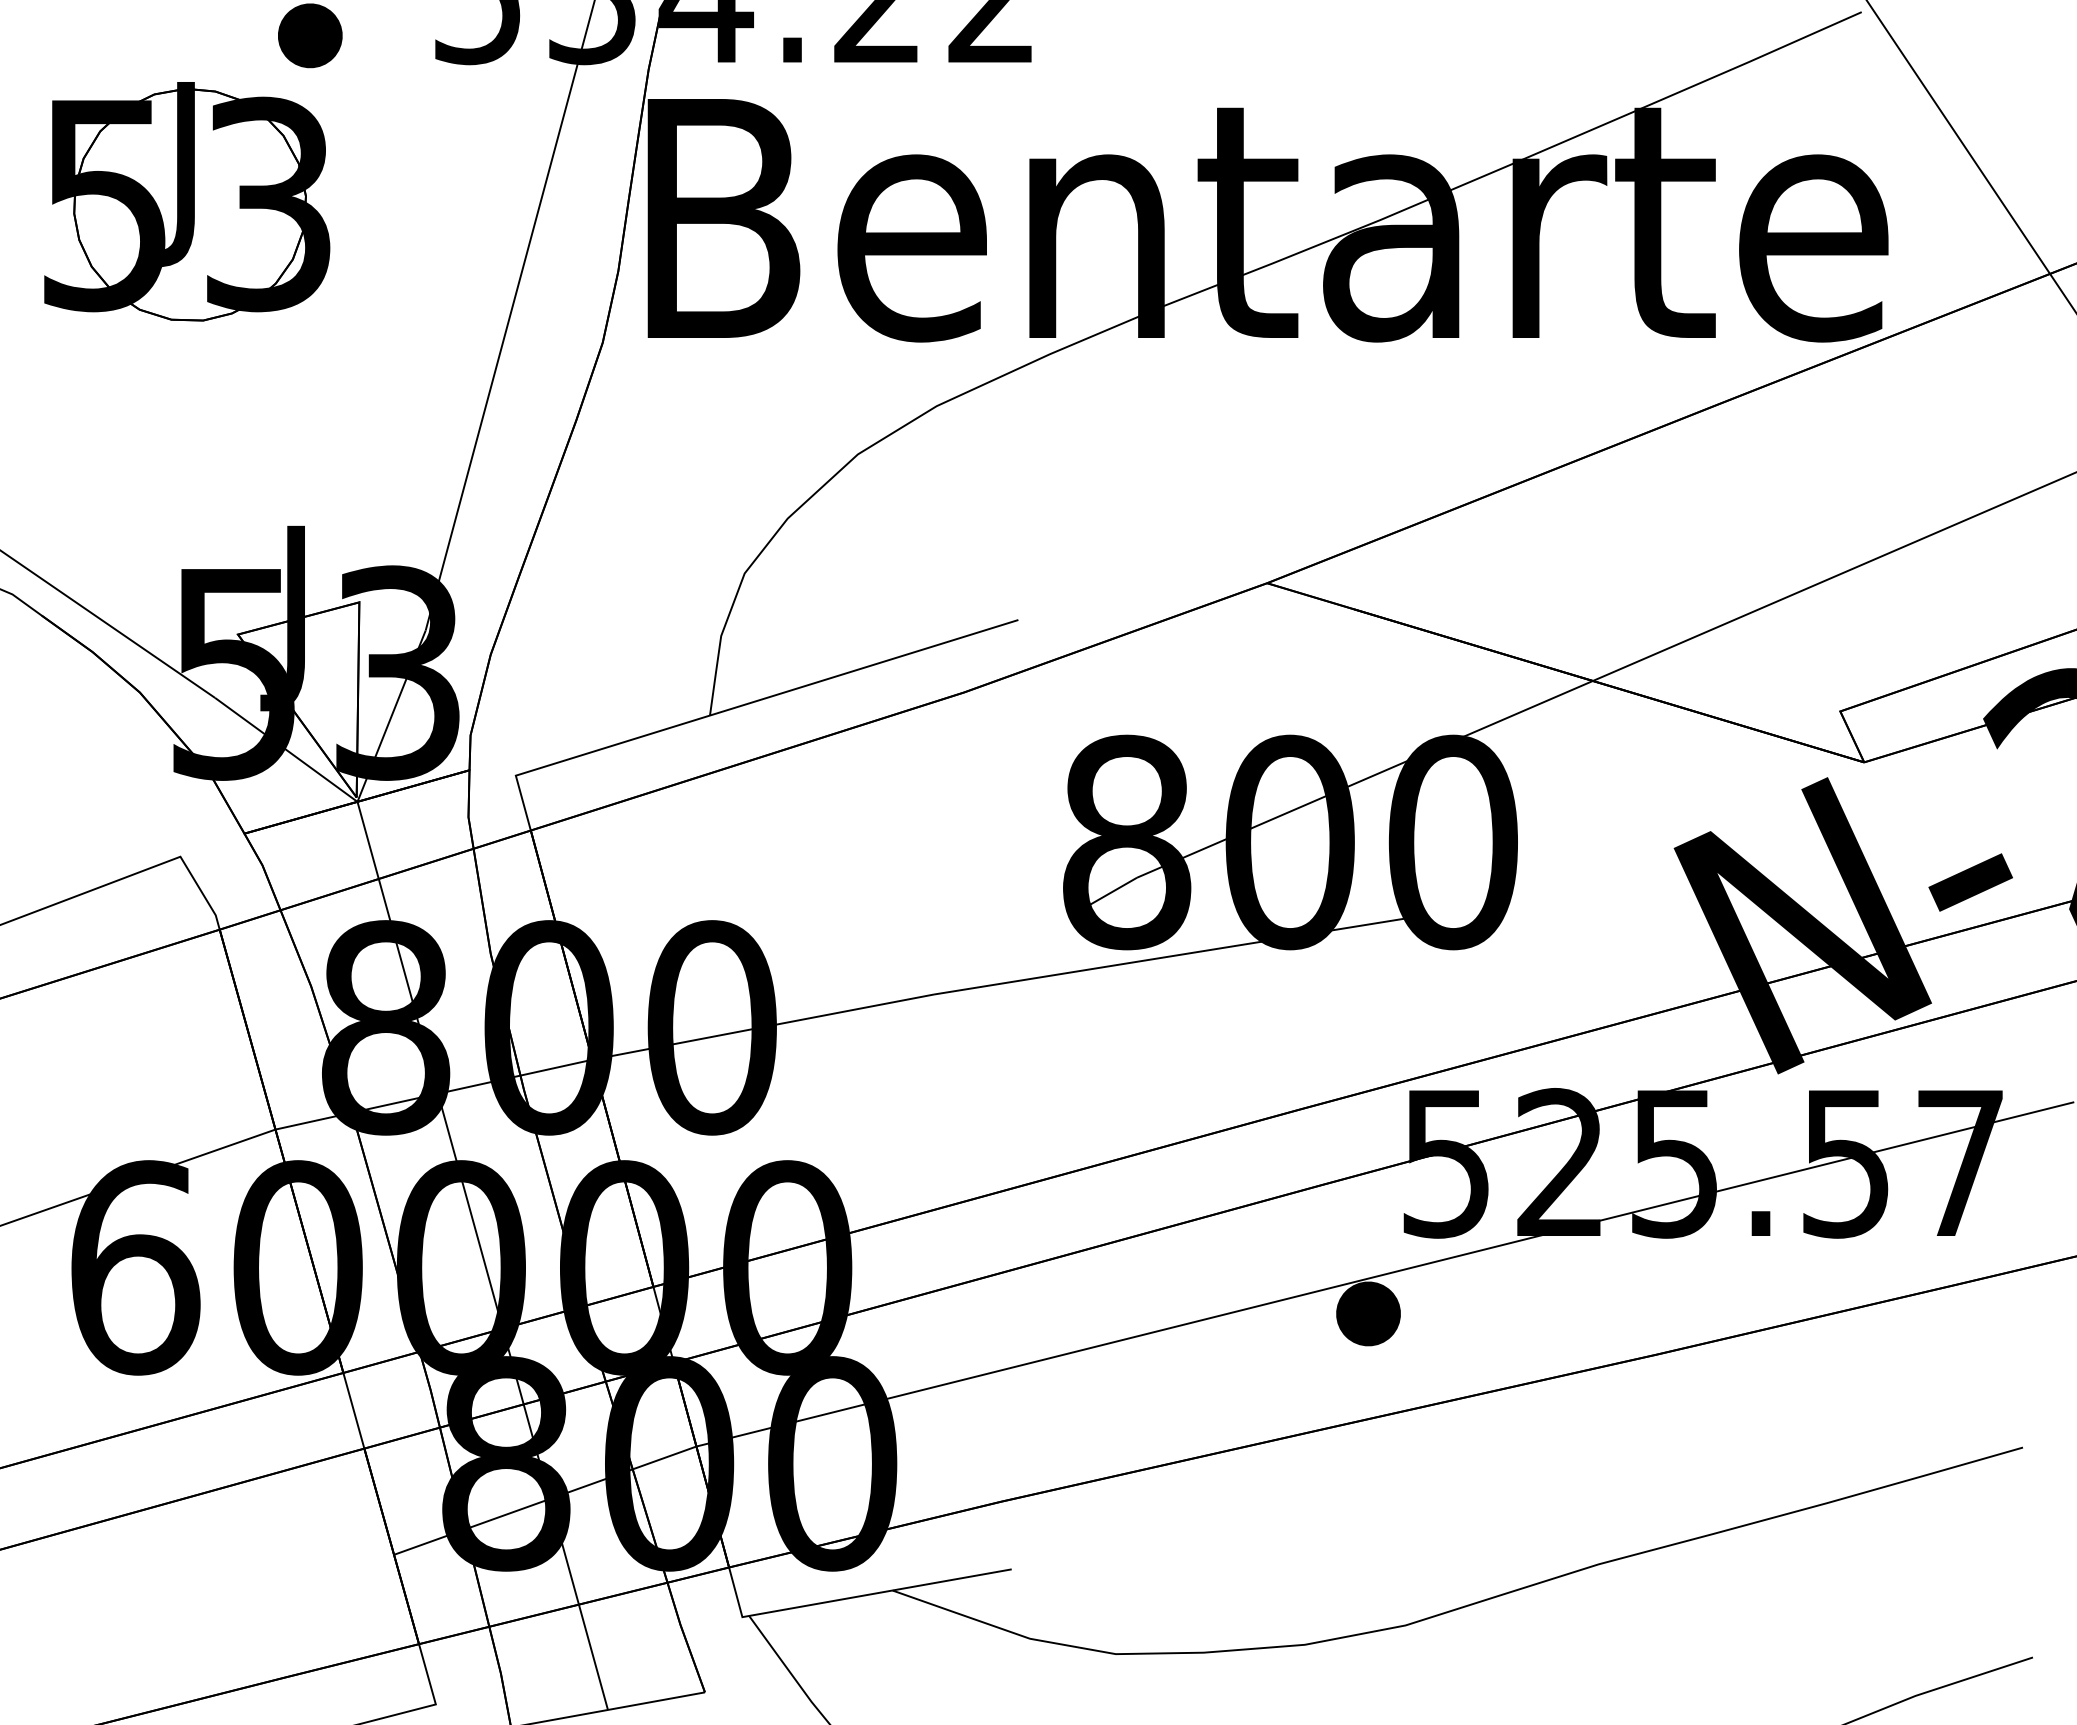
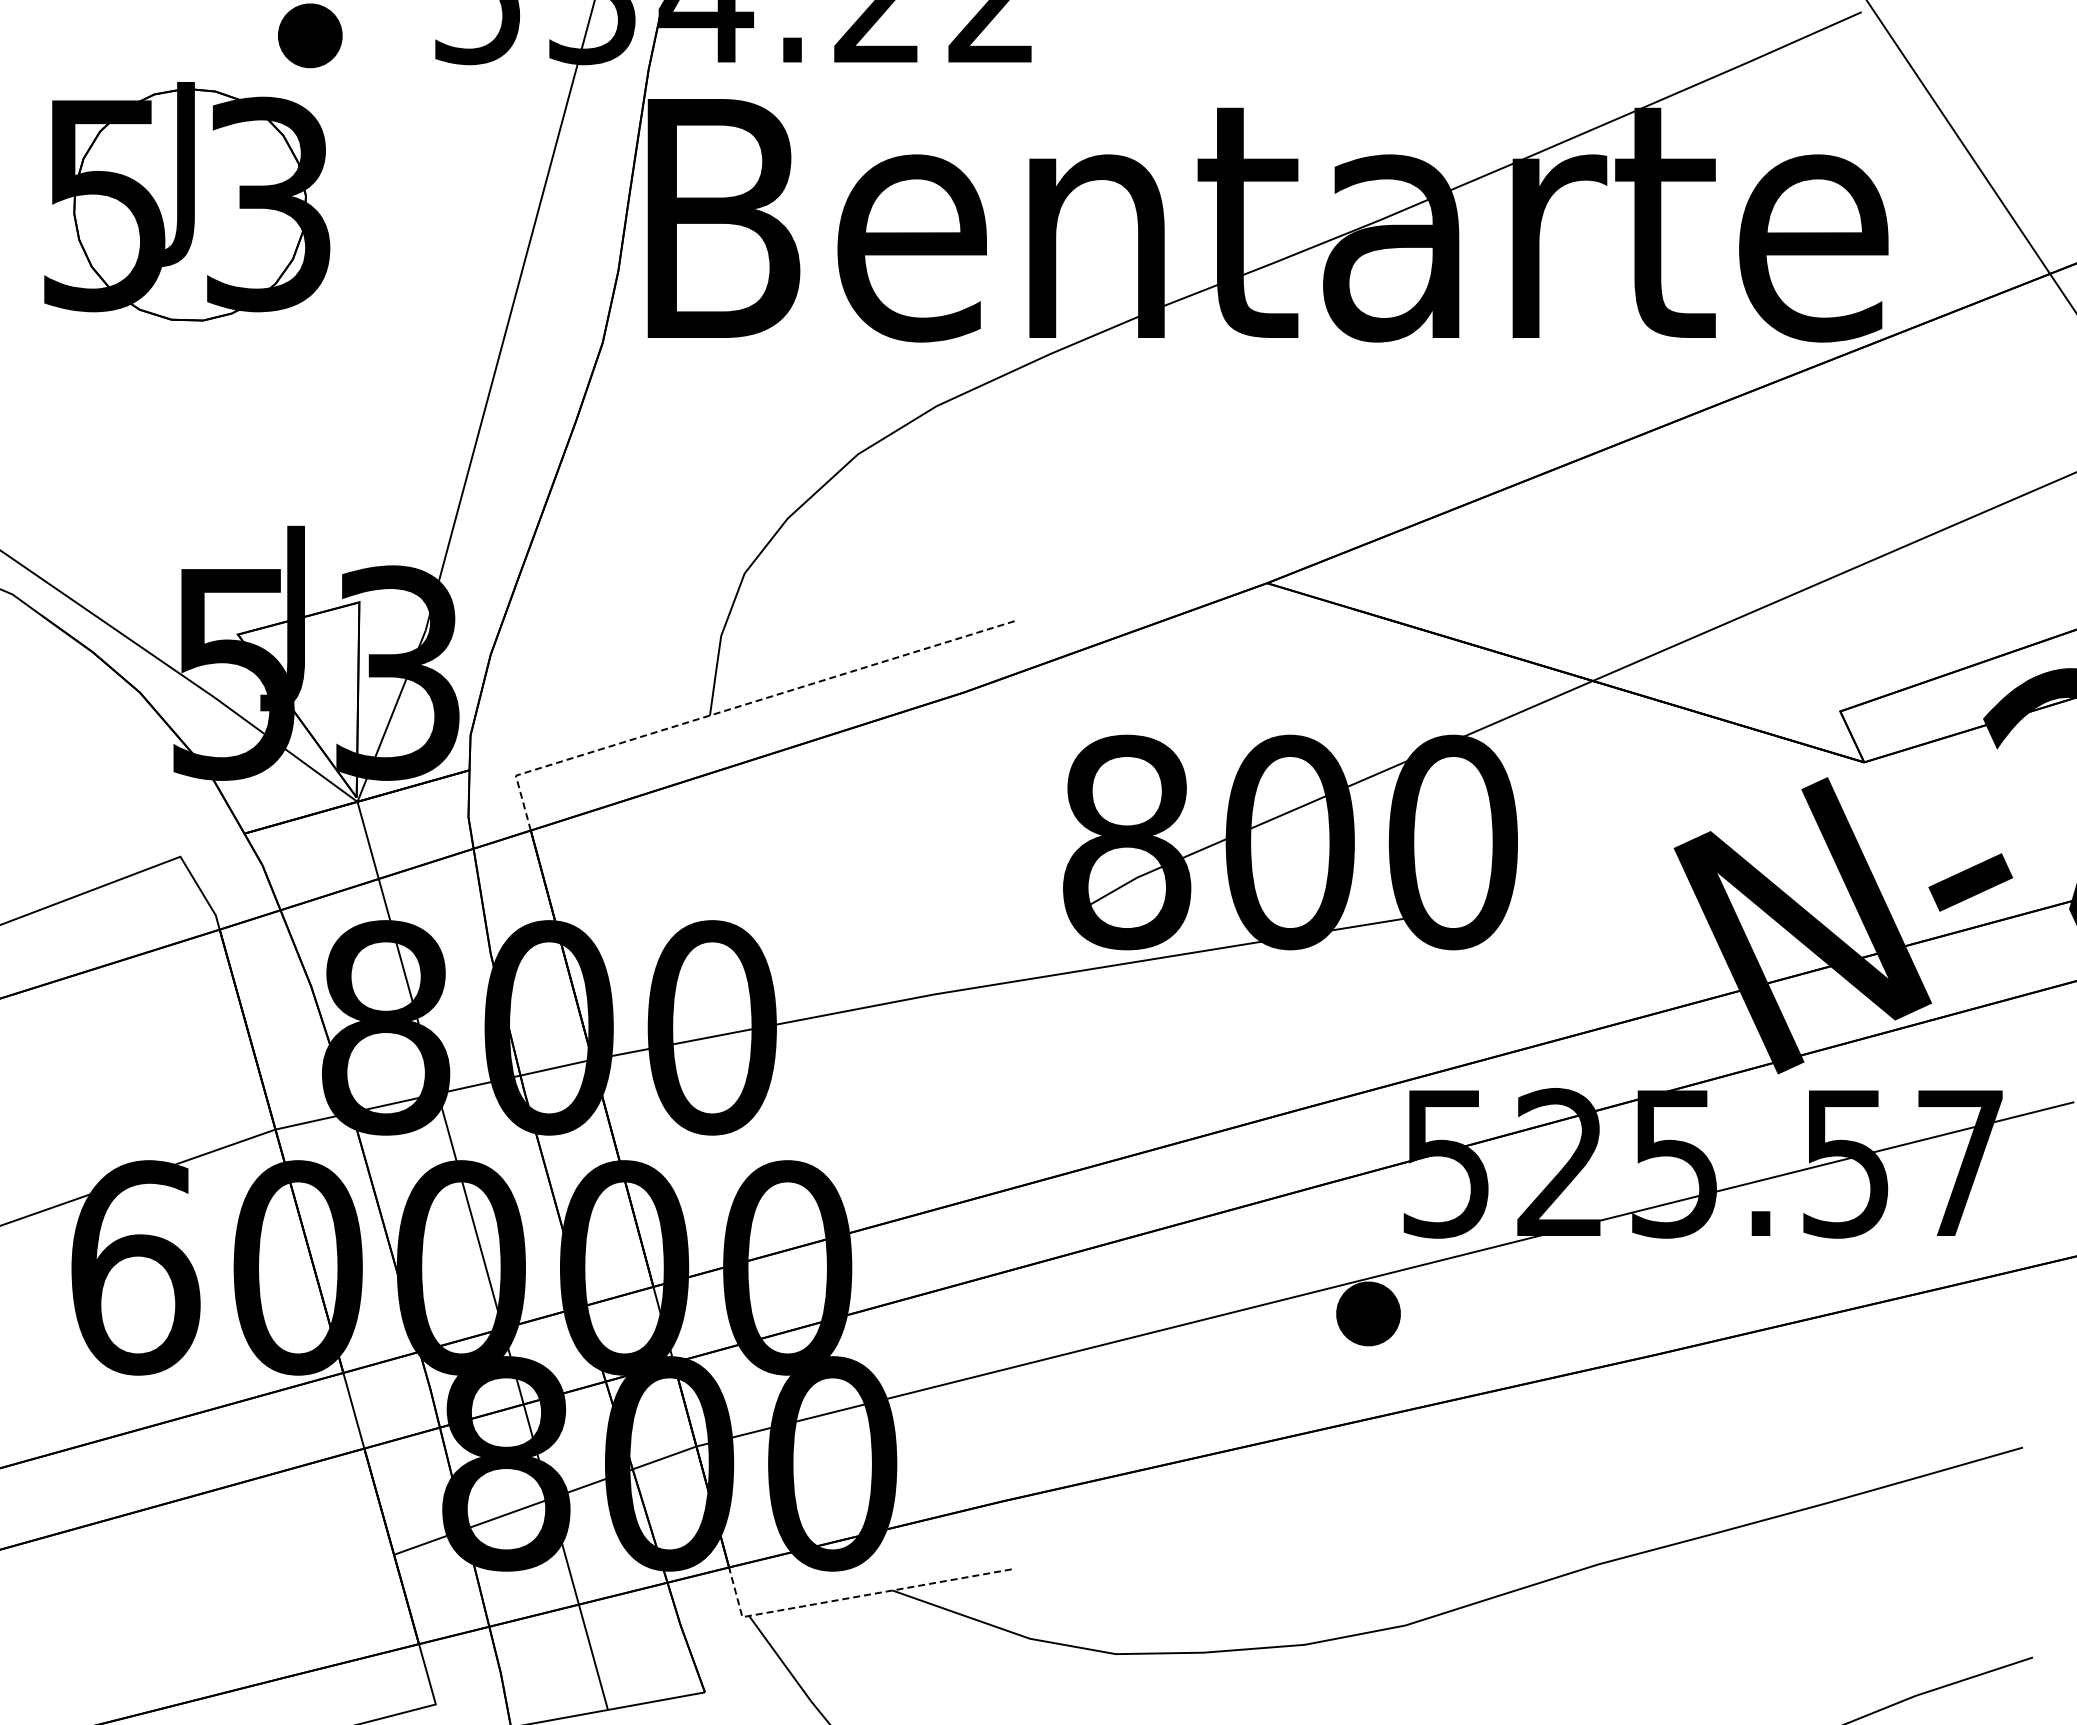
line: solid -> dashed (739, 706)
line: solid -> dashed (850, 1597)
